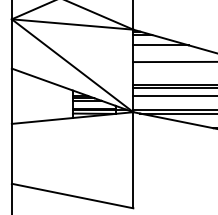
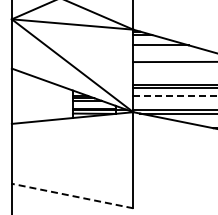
line: solid -> dashed (175, 96)
line: solid -> dashed (72, 196)
